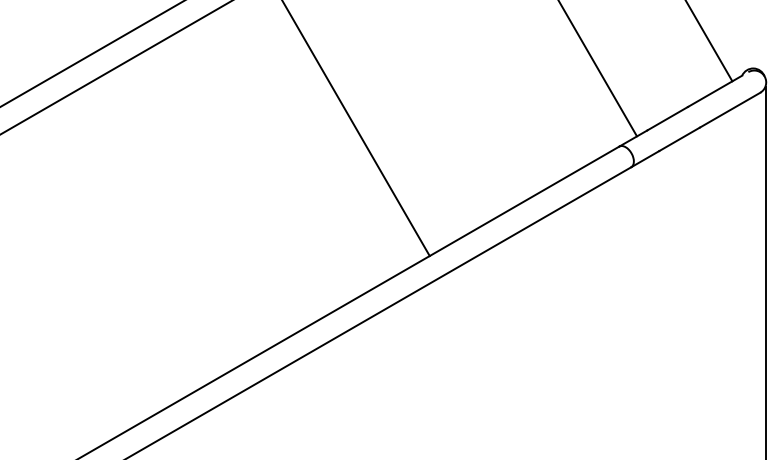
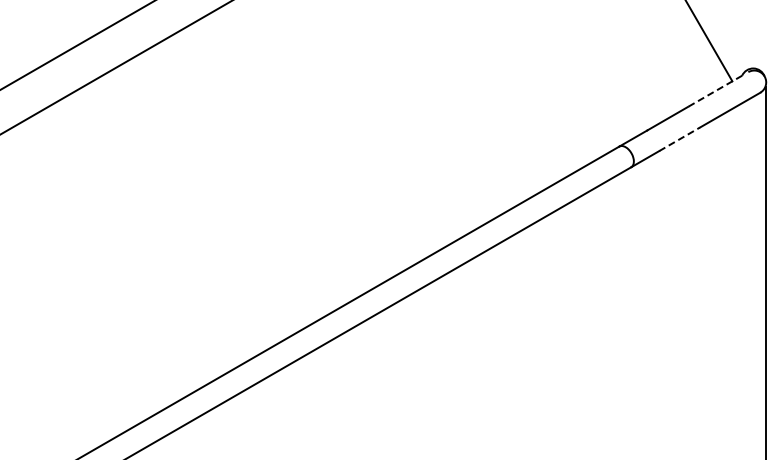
line position: (92, 53) -> (77, 45) (77, 45)
line: present -> none (597, 69)
line: solid -> dashed (714, 91)
line: present -> none (356, 129)
line: solid -> dashed (679, 139)
